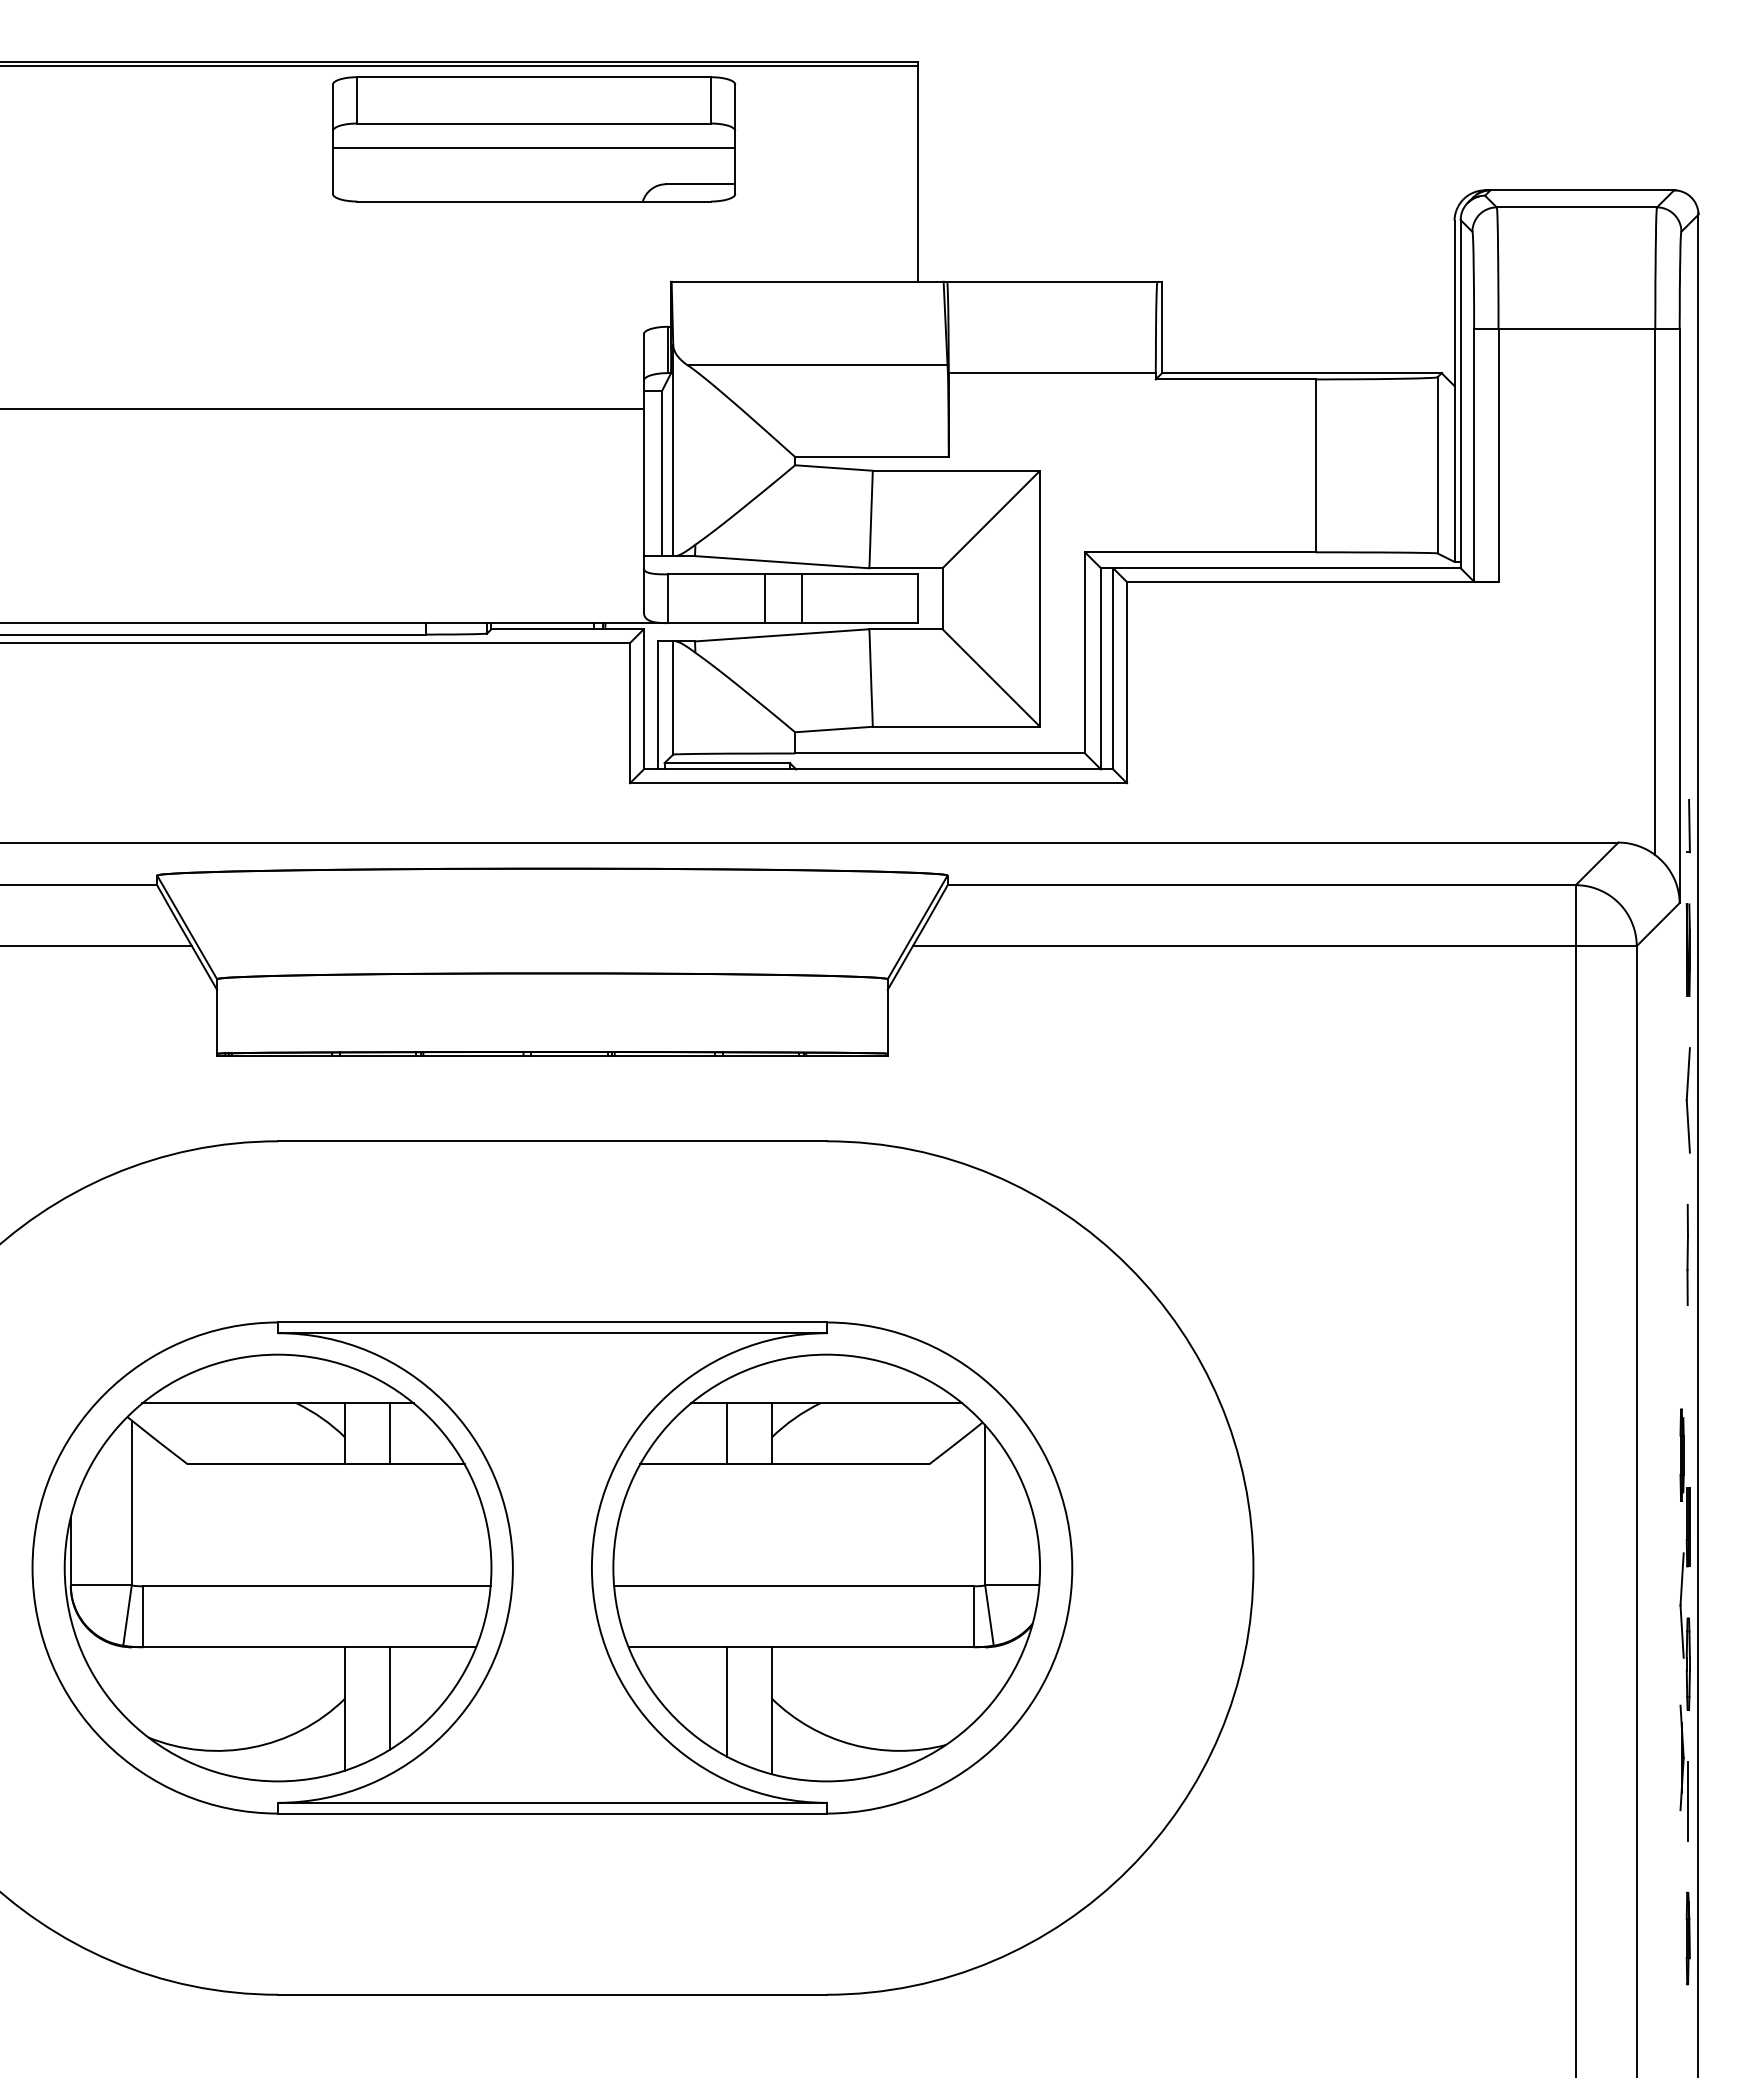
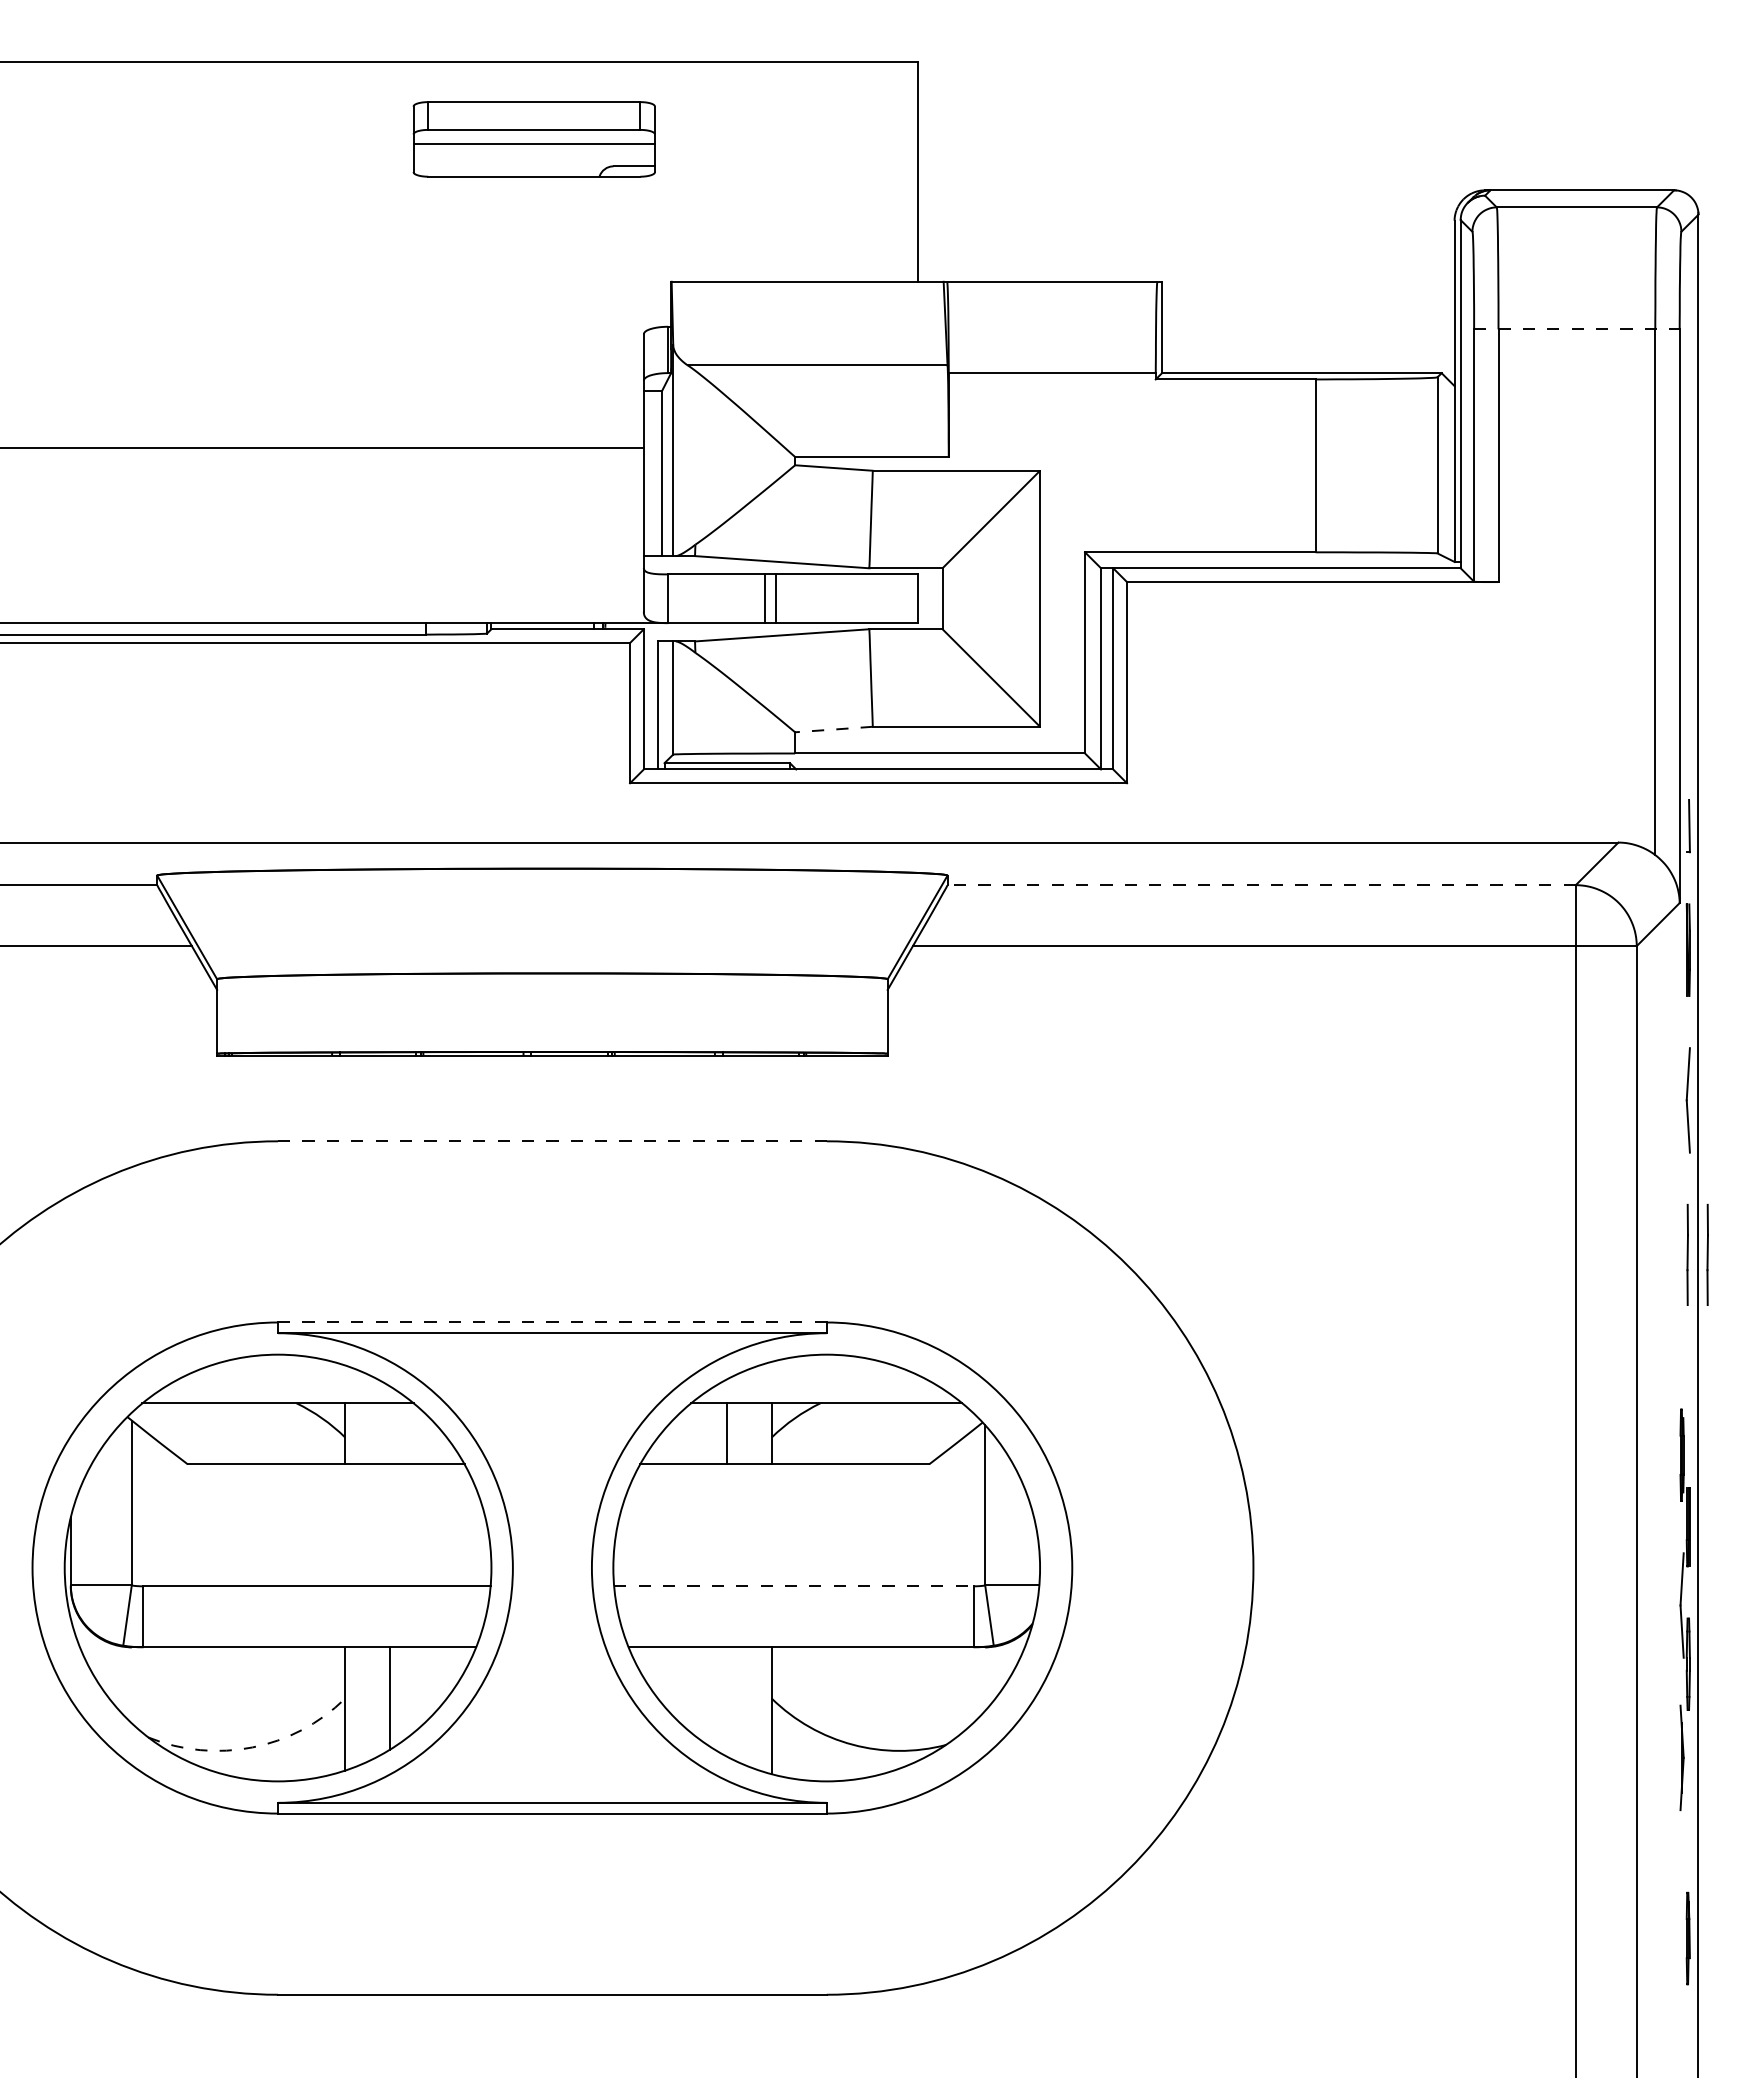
line: present -> none (460, 66)
part size: 405x127 px -> 244x77 px (533, 139)
line: solid -> dashed (1576, 329)
line position: (322, 409) -> (322, 448) (322, 448)
line position: (801, 598) -> (775, 598) (775, 598)
line: solid -> dashed (833, 729)
line: solid -> dashed (1261, 885)
line: solid -> dashed (551, 1141)
line: none -> present (1707, 1254)
line: solid -> dashed (551, 1322)
line: present -> none (390, 1433)
line: solid -> dashed (793, 1586)
line: present -> none (727, 1701)
arc: solid -> dashed (252, 1747)
line: present -> none (1687, 1801)
